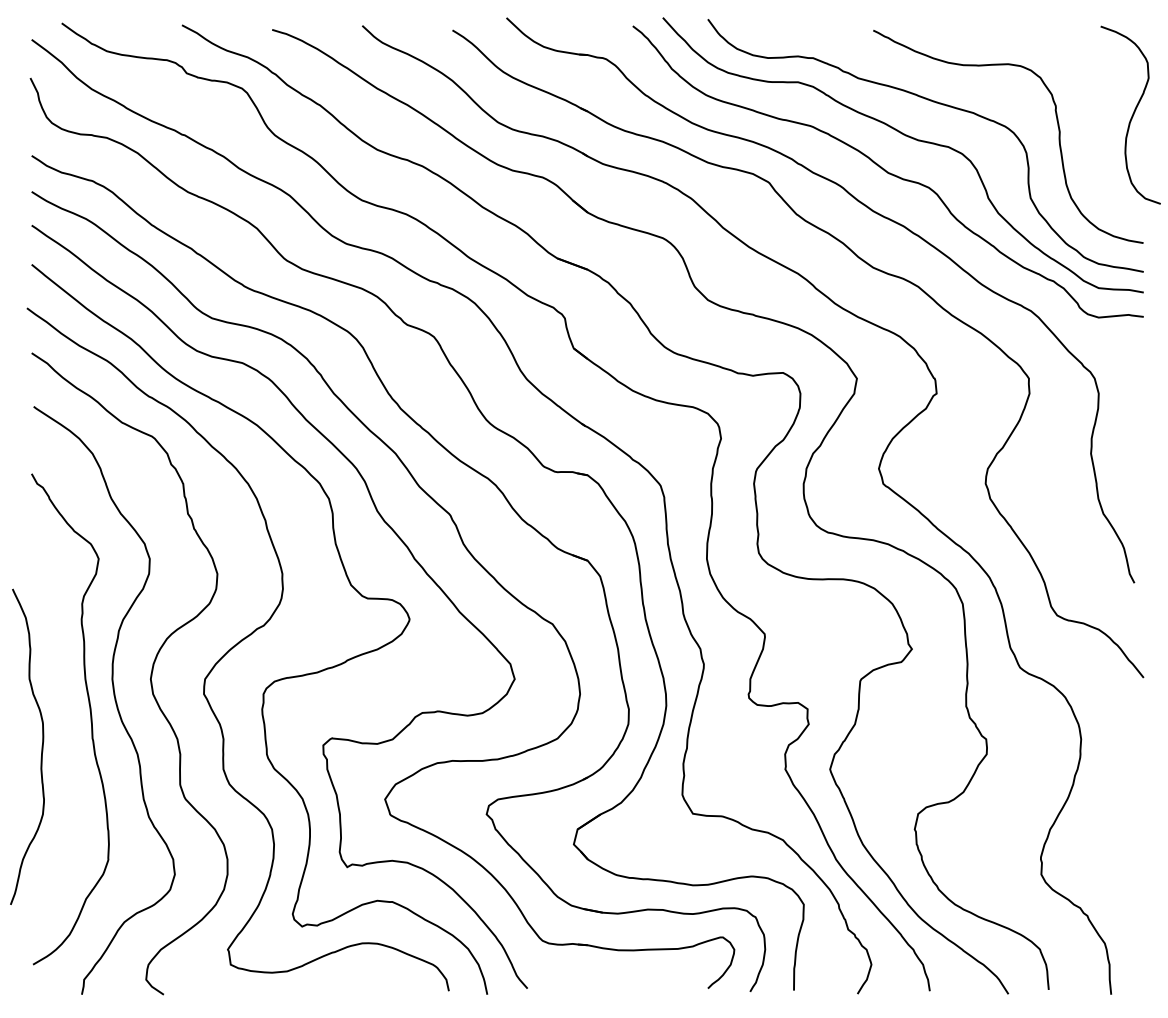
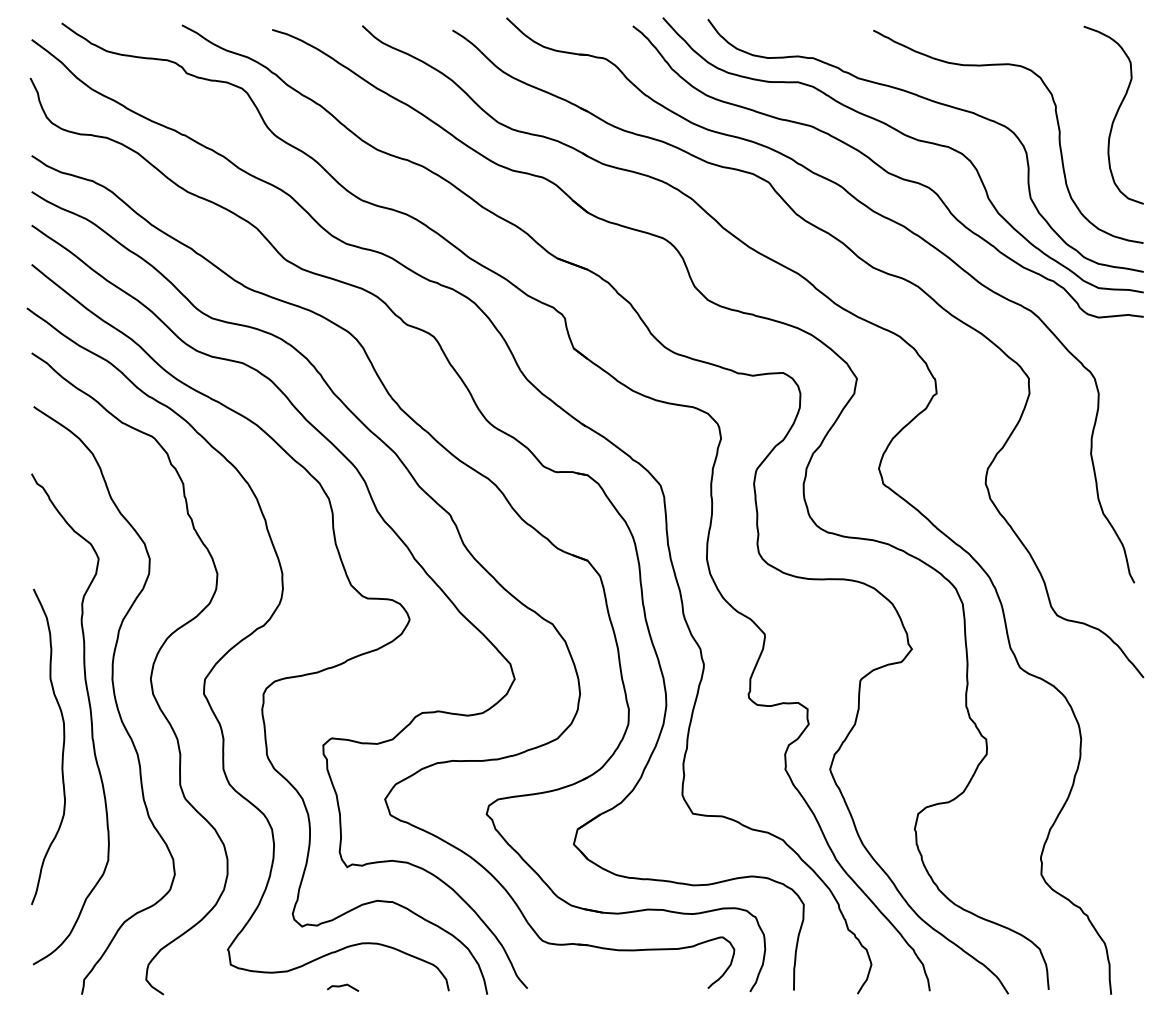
curve position: (1131, 115) -> (1114, 115) (1114, 115)
curve position: (41, 746) -> (62, 746) (62, 746)
line: none -> present (343, 986)
